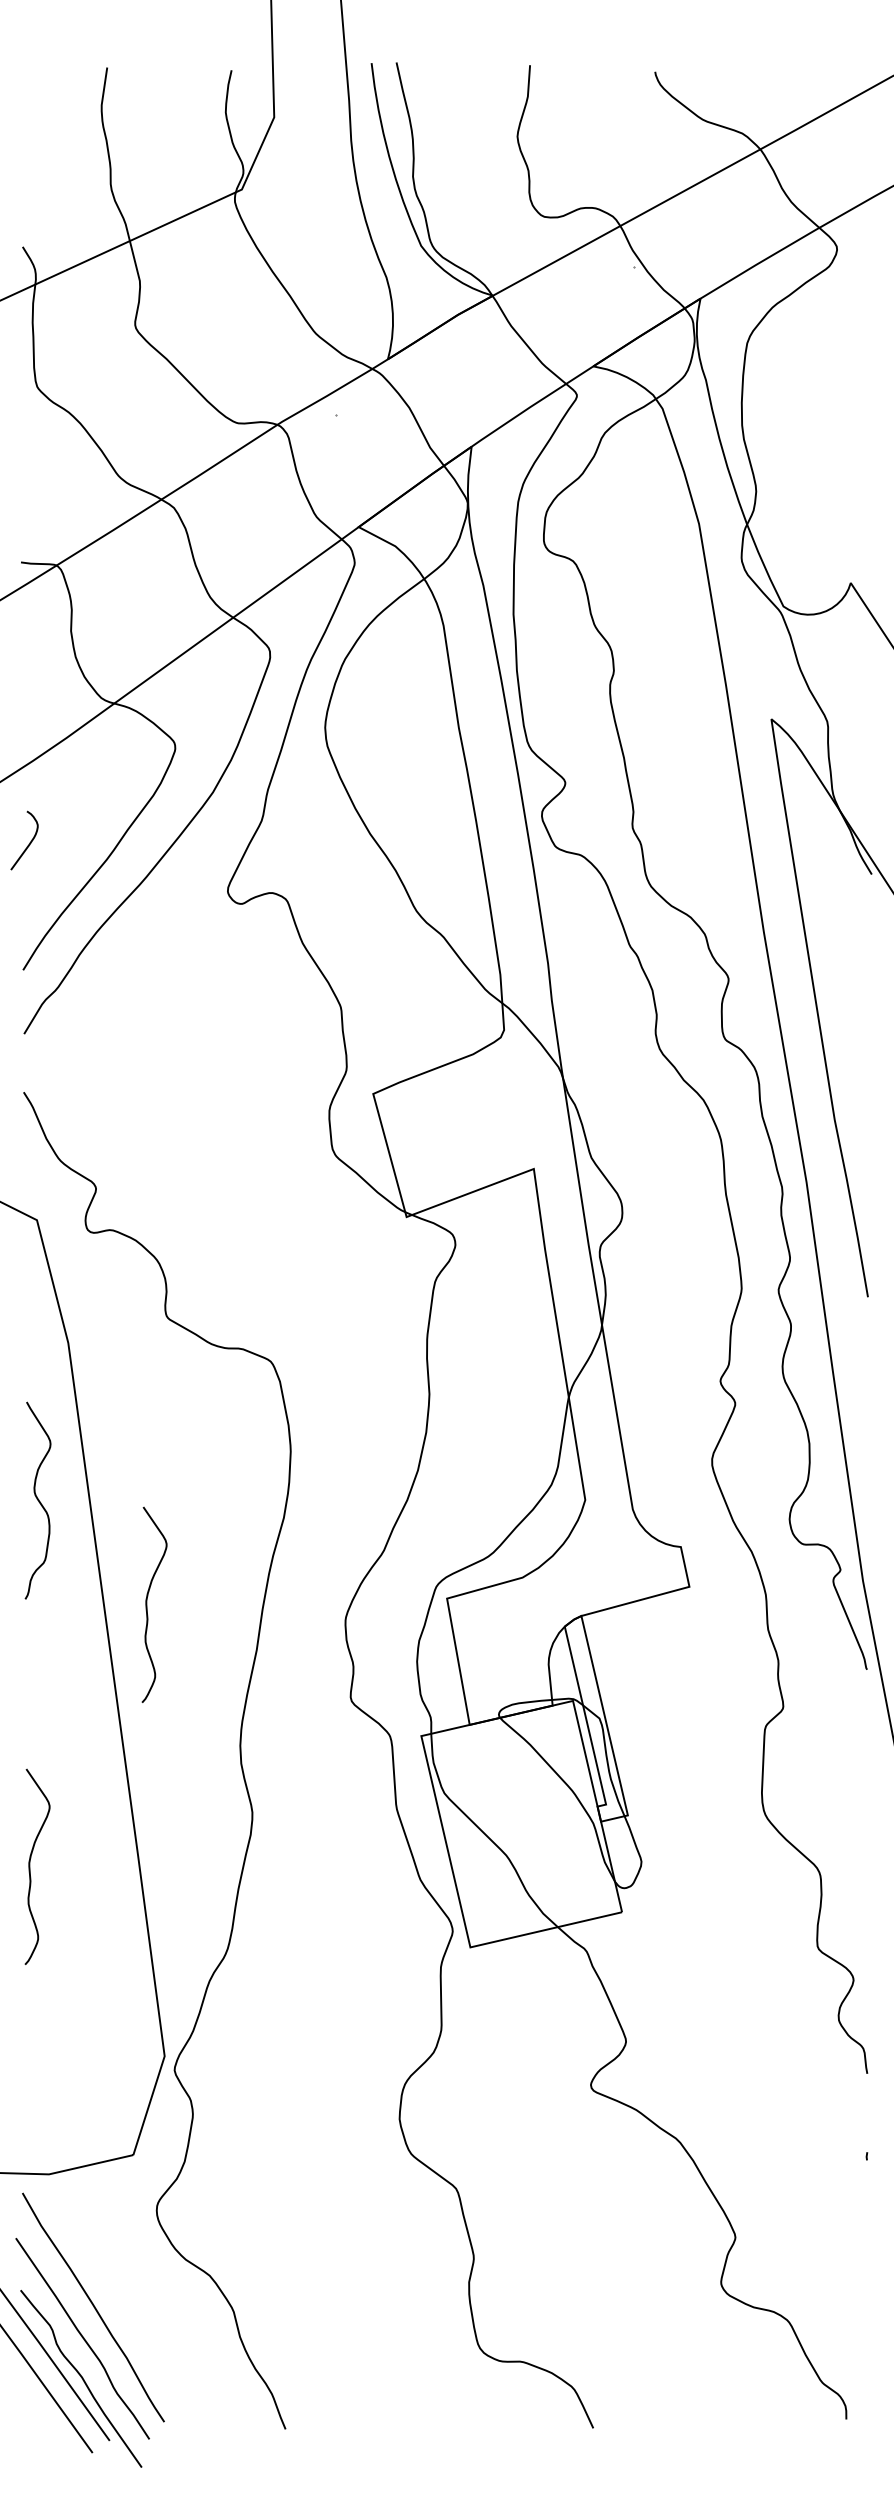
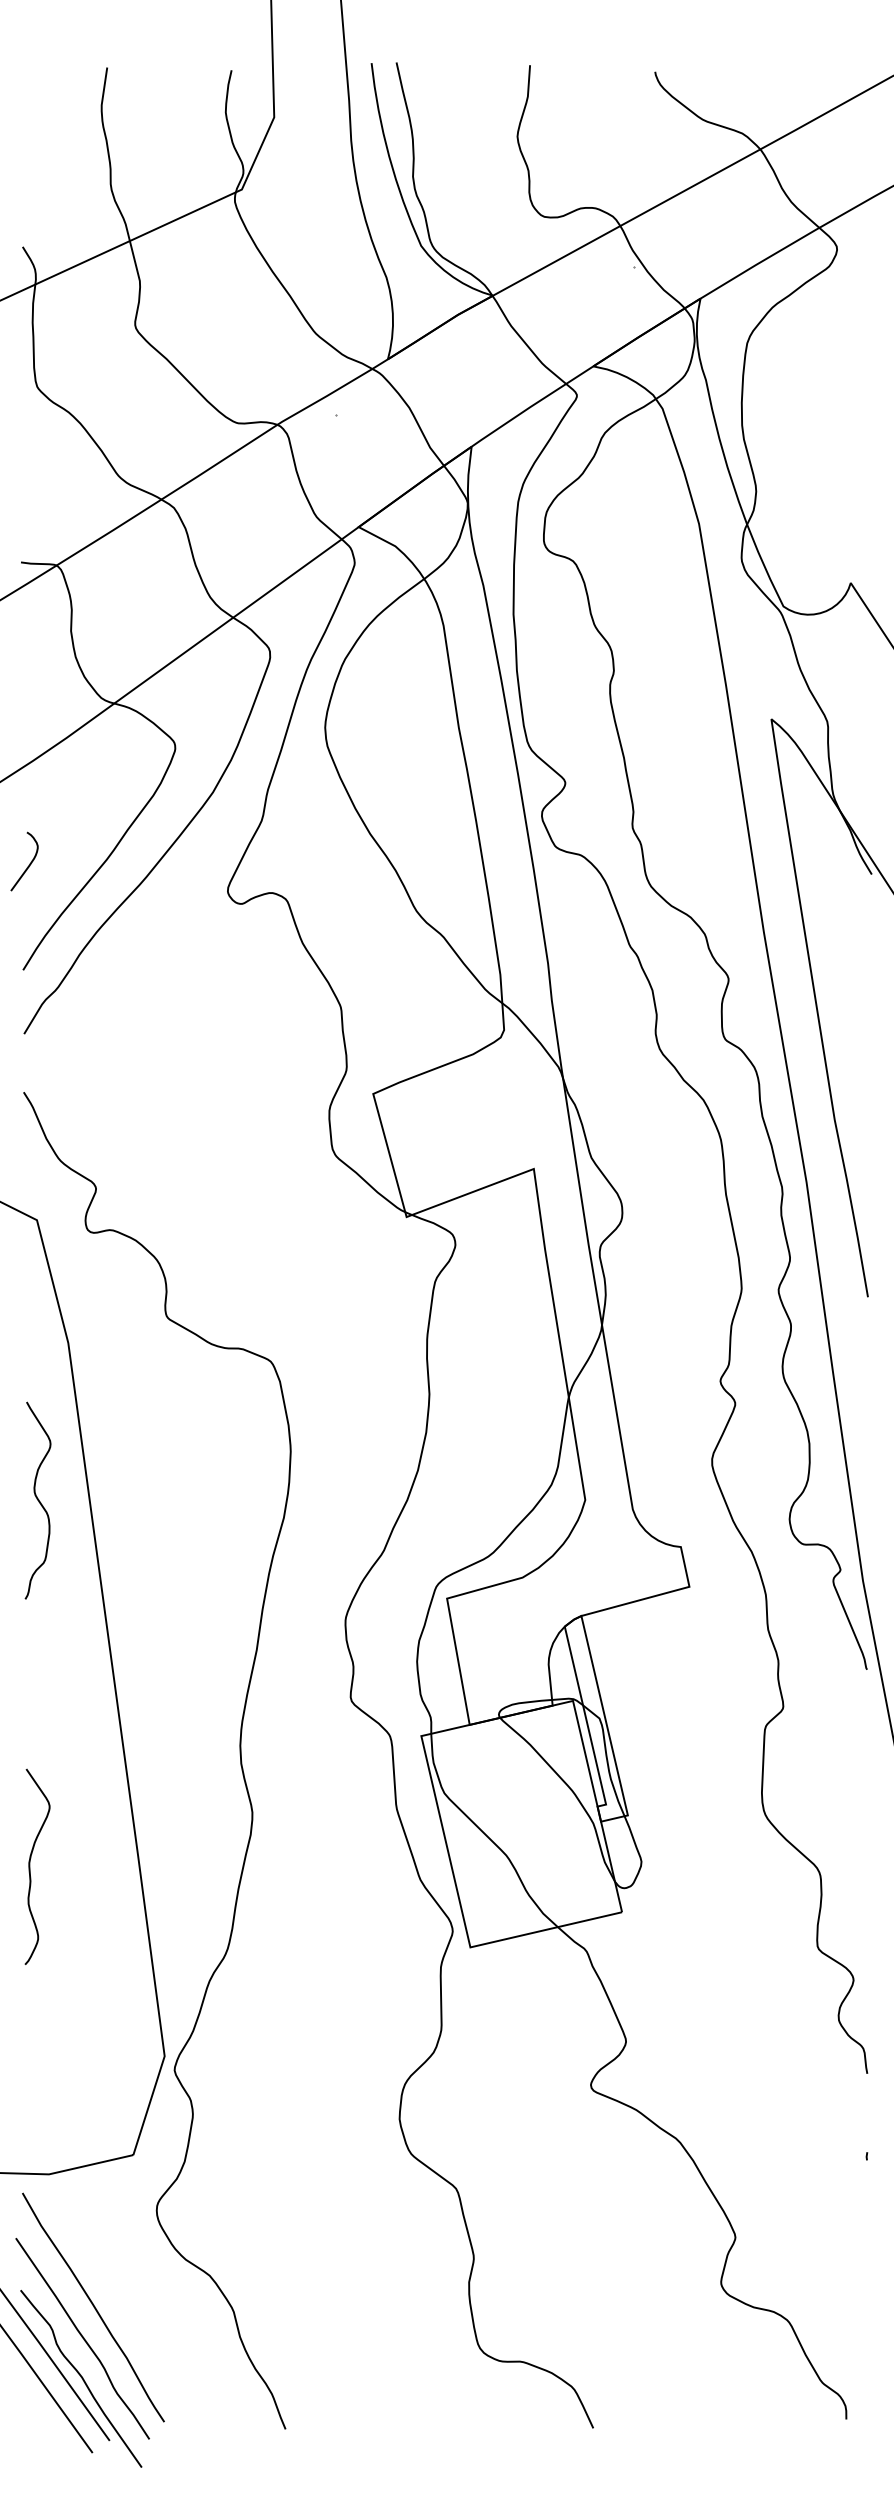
curve position: (29, 842) -> (29, 863) (29, 863)
curve: present -> none (147, 1604)
